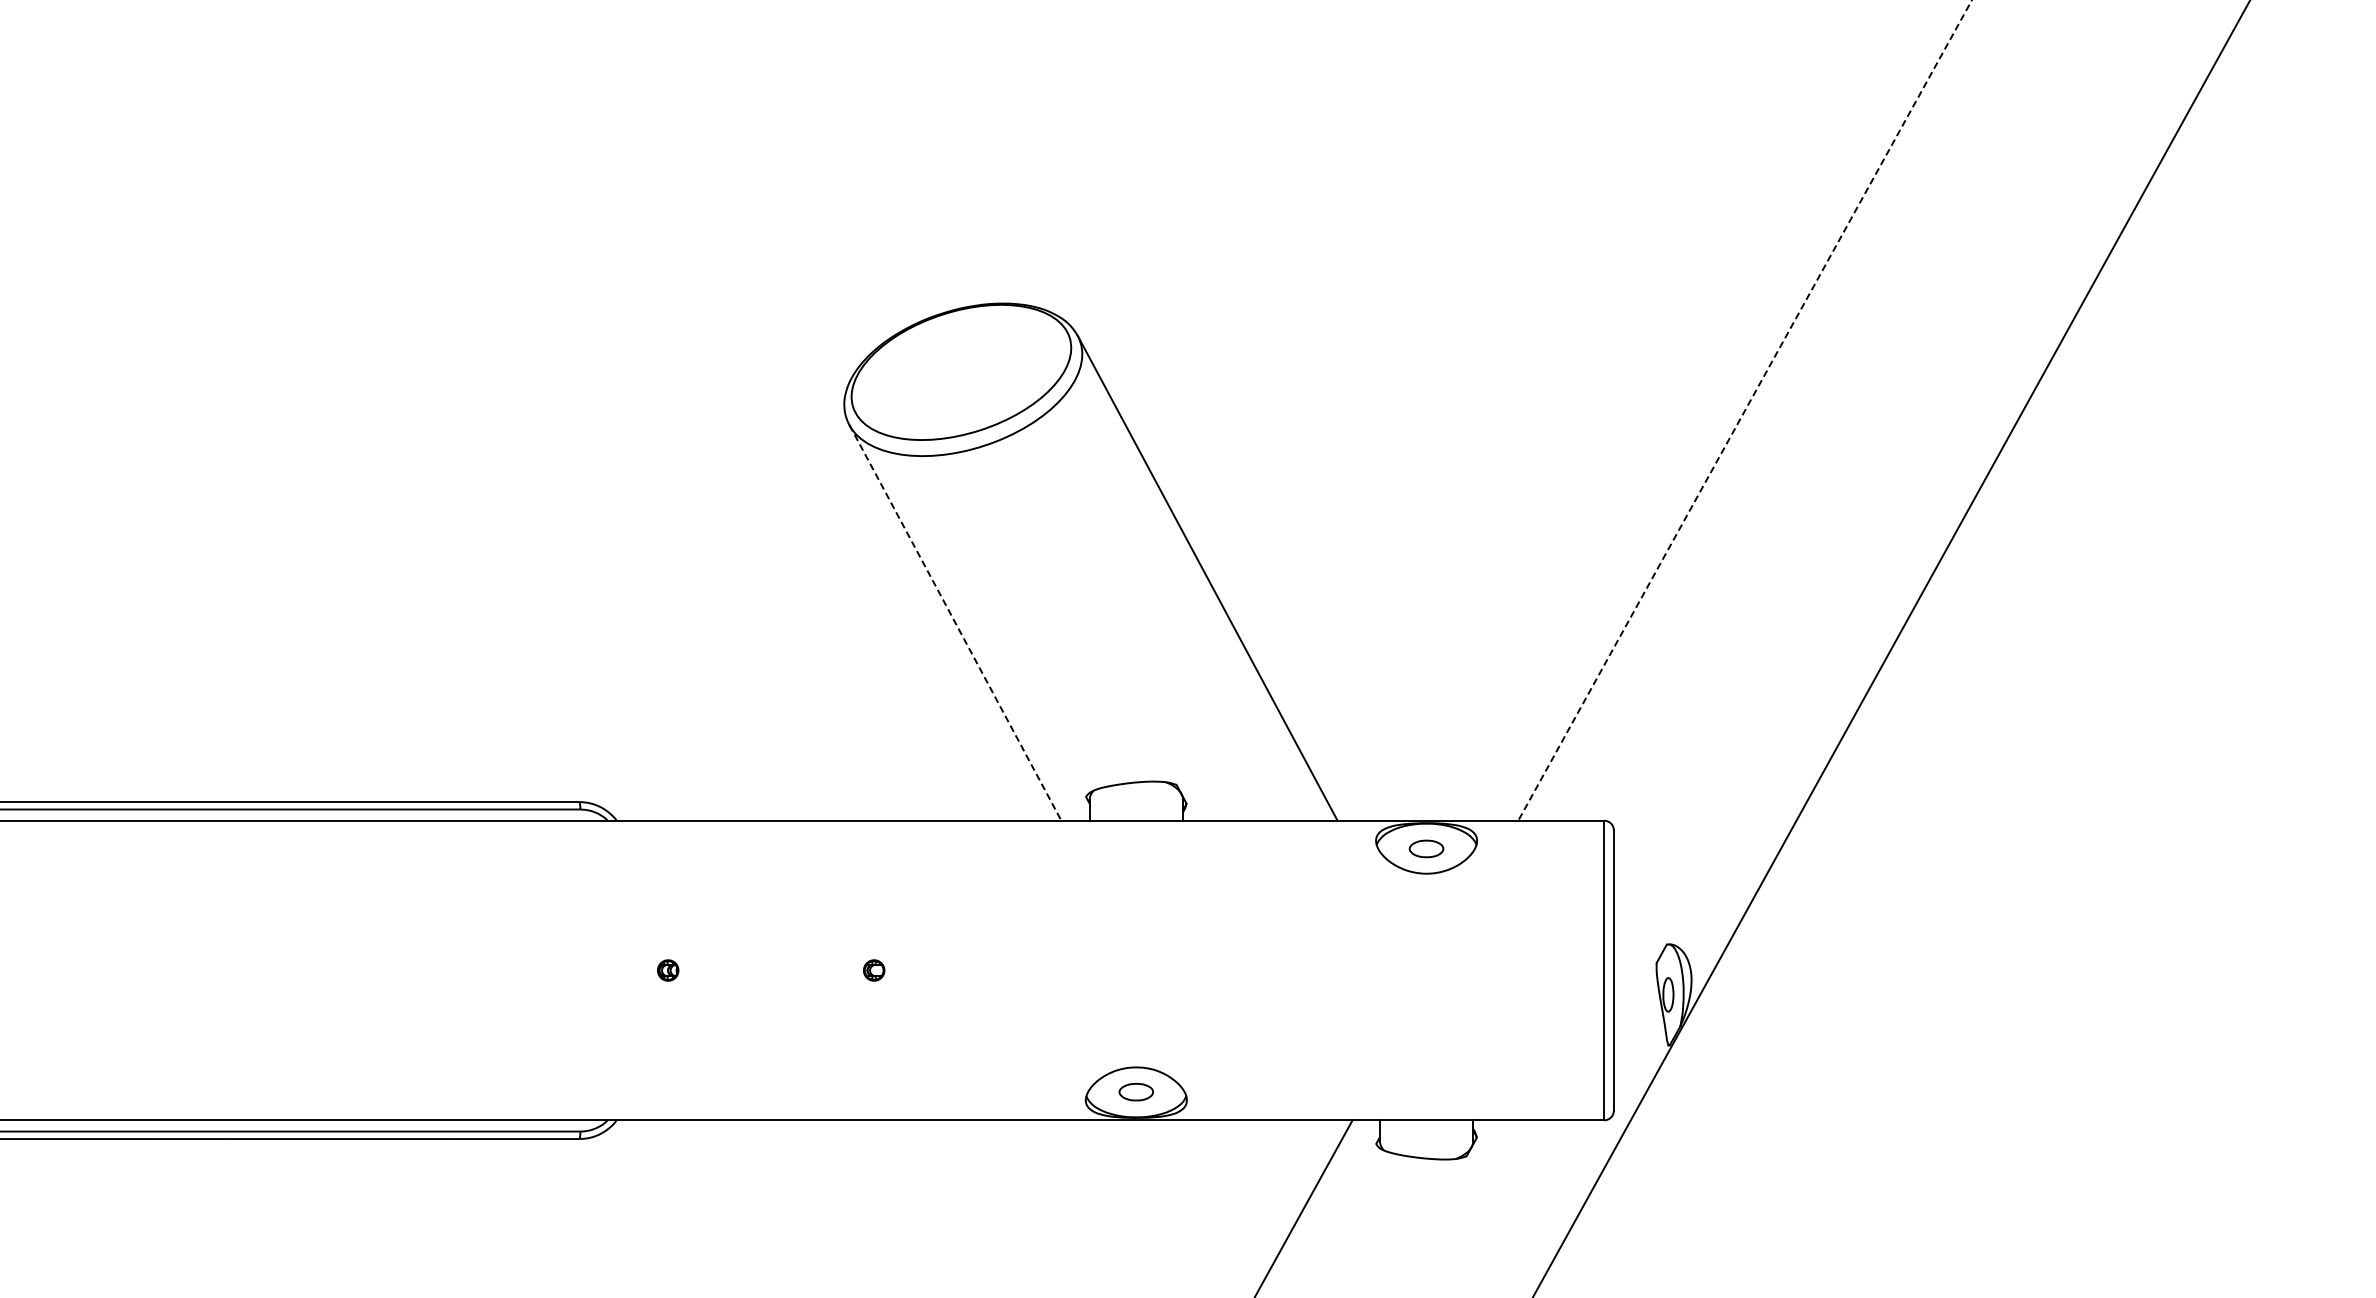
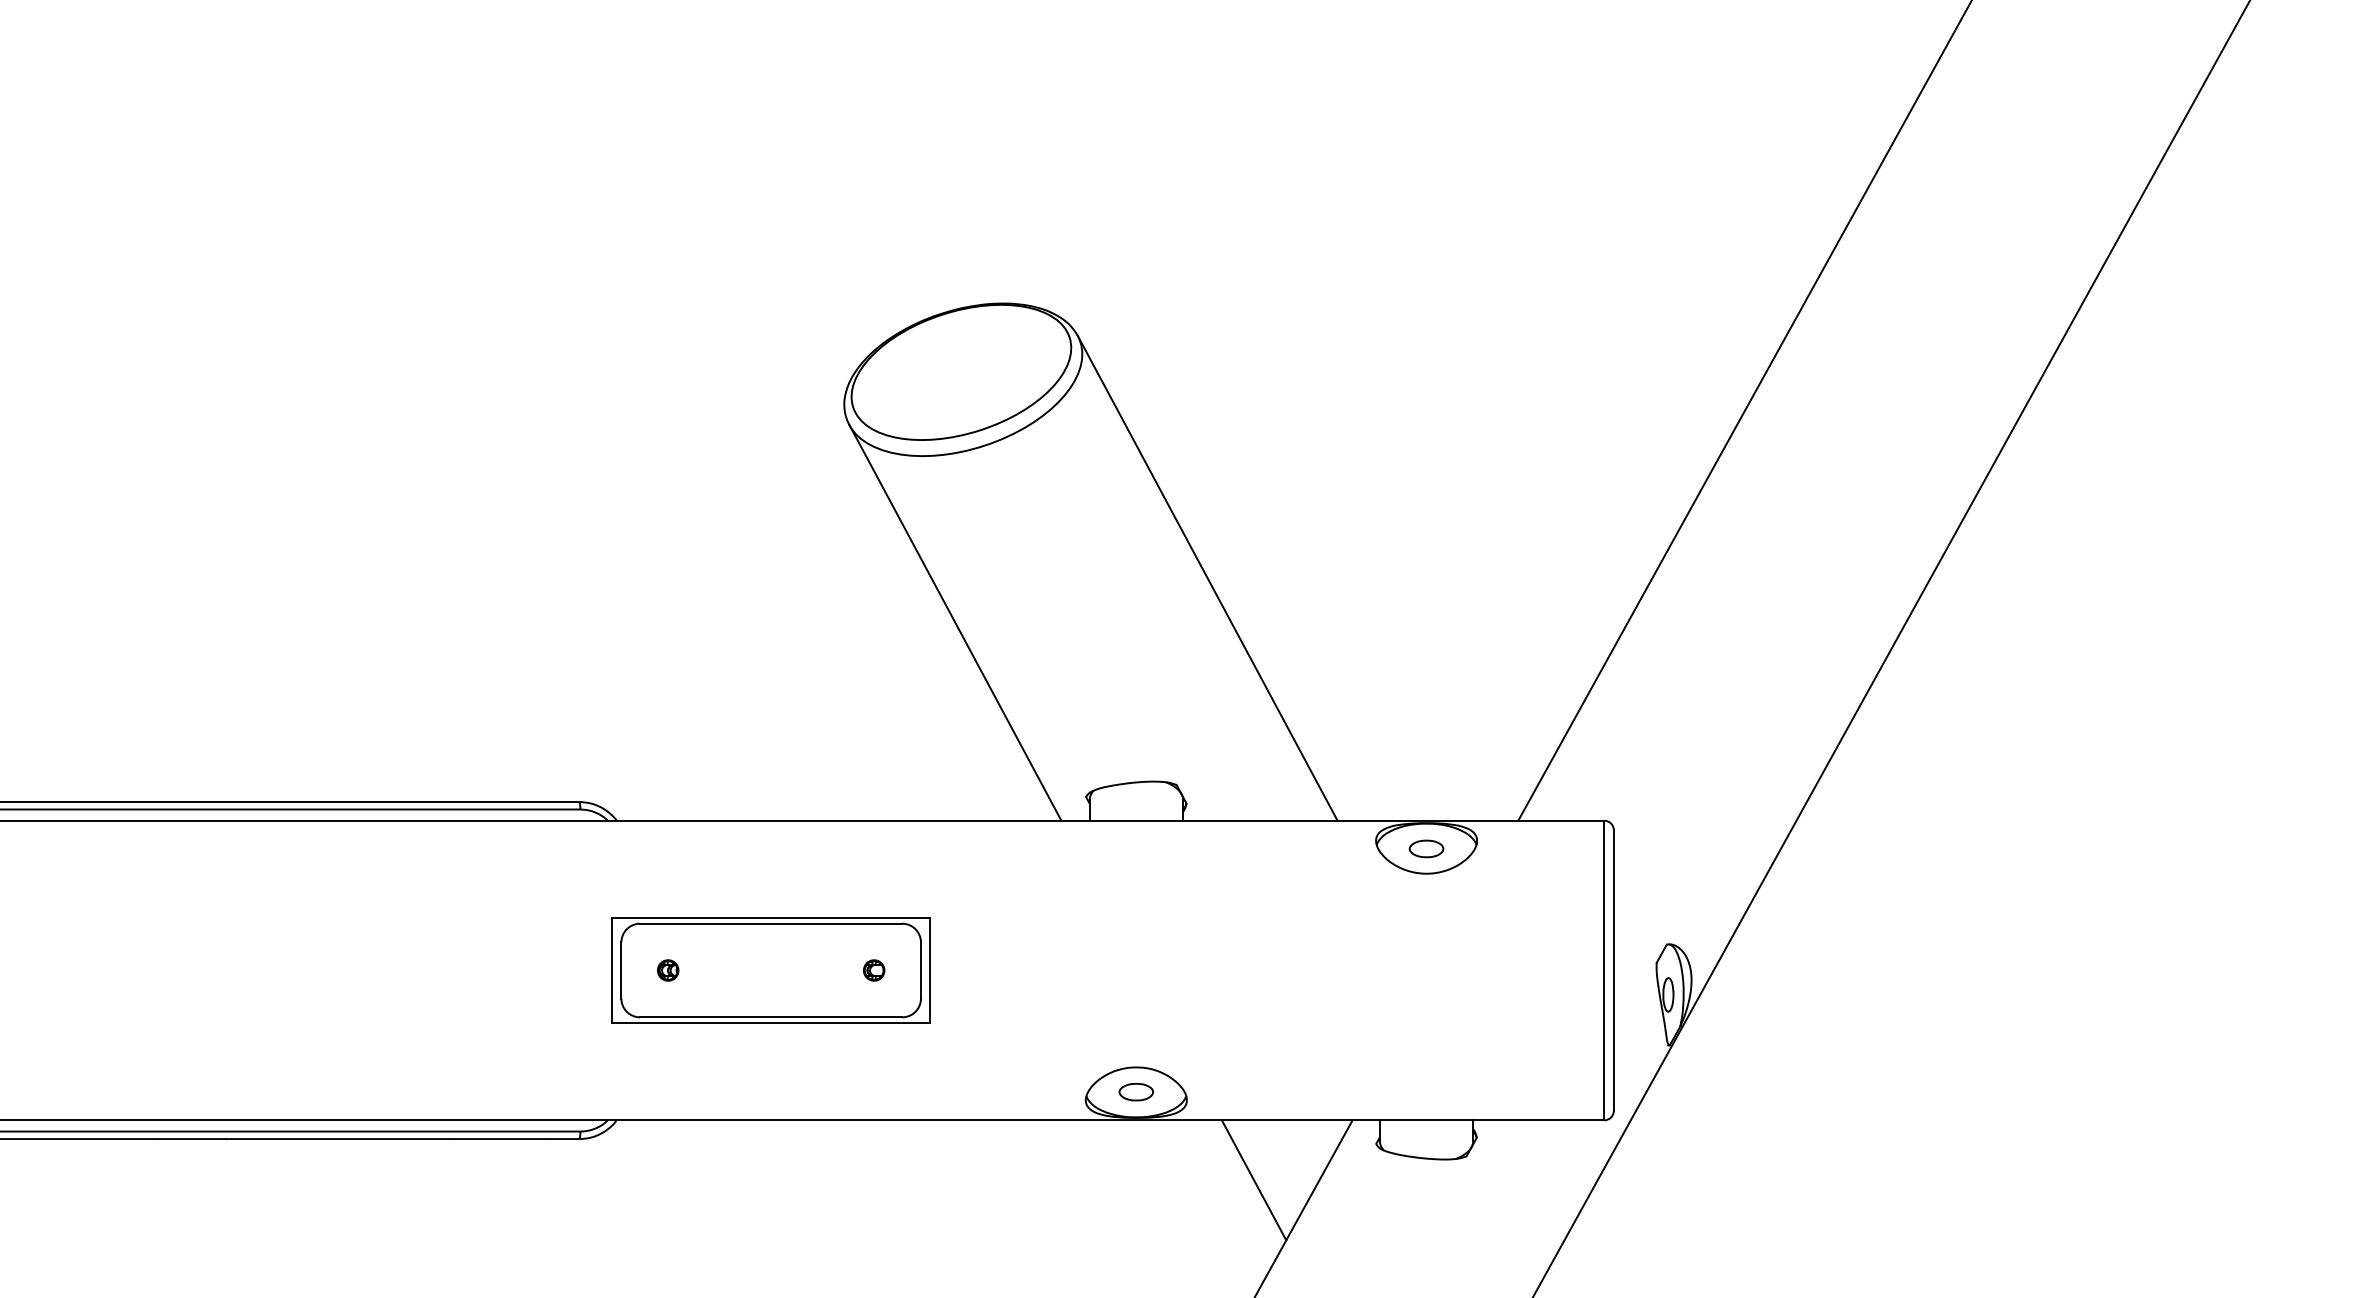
line: dashed -> solid (1745, 410)
line: dashed -> solid (955, 623)
part: none -> present (770, 970)
line: none -> present (1253, 1180)
